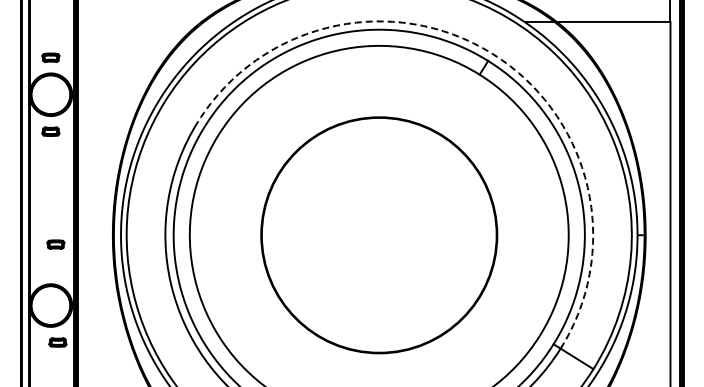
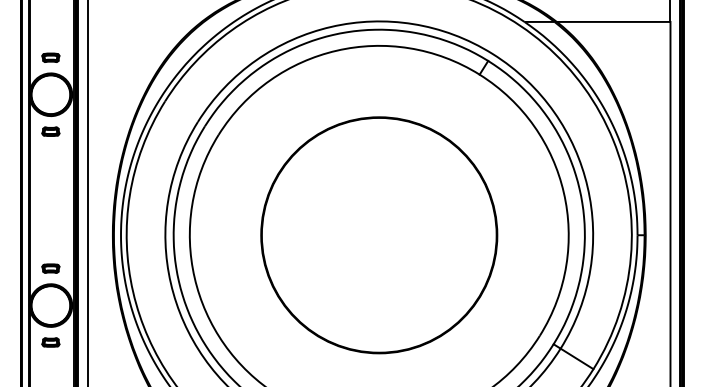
arc: dashed -> solid (492, 53)
line: none -> present (88, 192)
part position: (55, 244) -> (50, 268) (50, 268)
part position: (57, 342) -> (50, 342) (50, 342)
